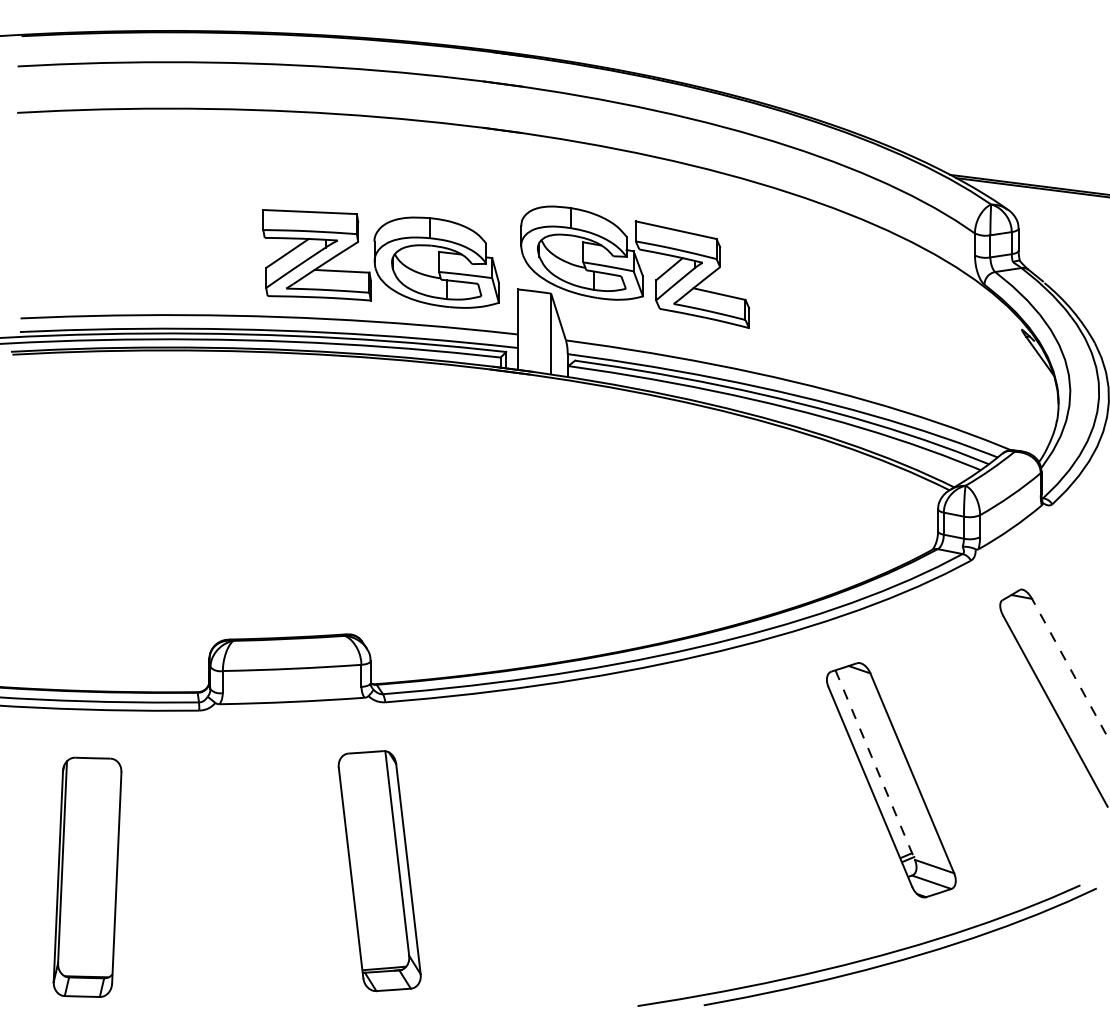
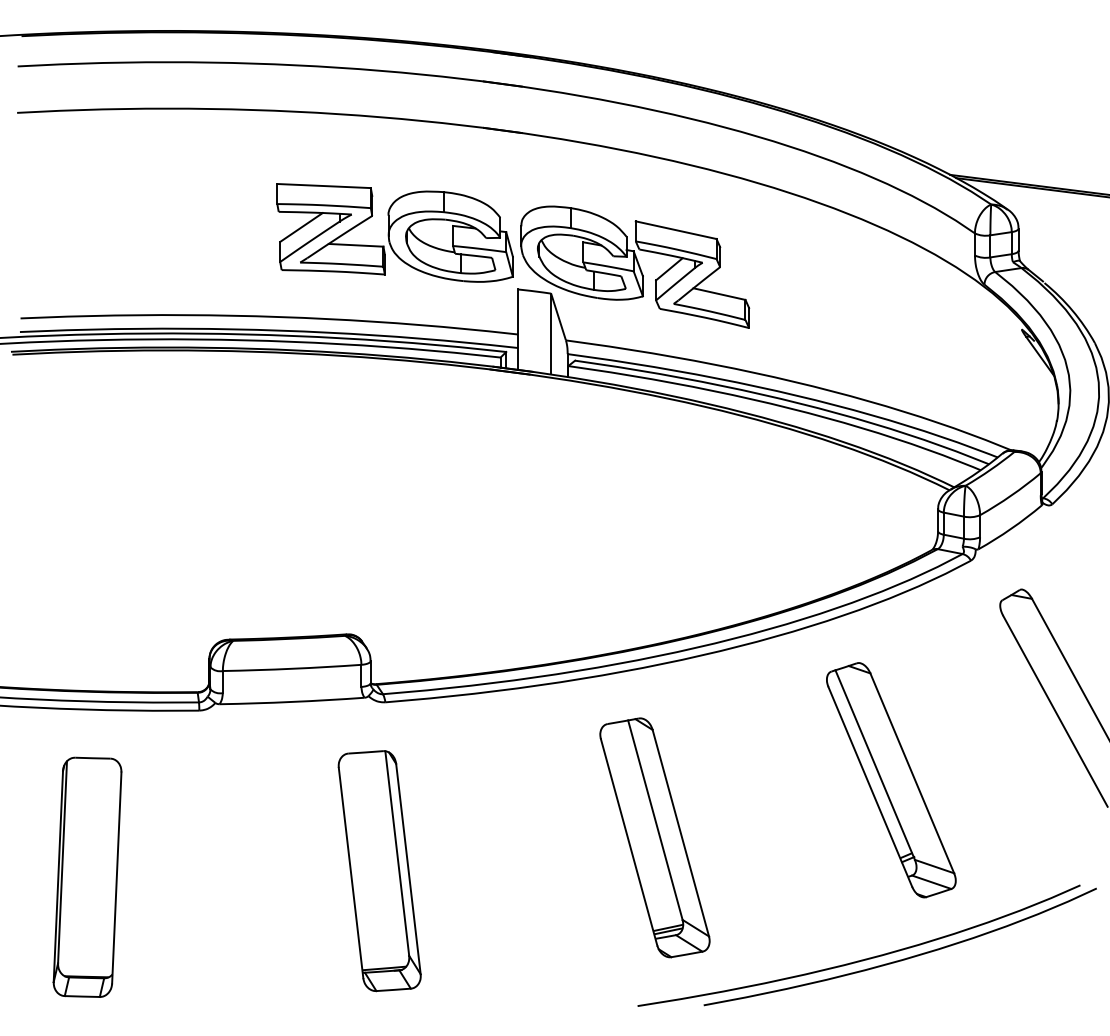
part position: (380, 258) -> (394, 232) (394, 232)
line: dashed -> solid (1070, 669)
line: dashed -> solid (875, 765)
part: none -> present (654, 837)
